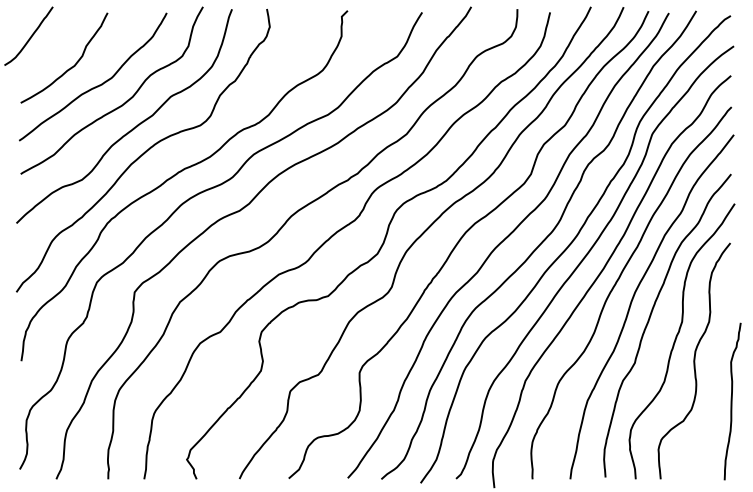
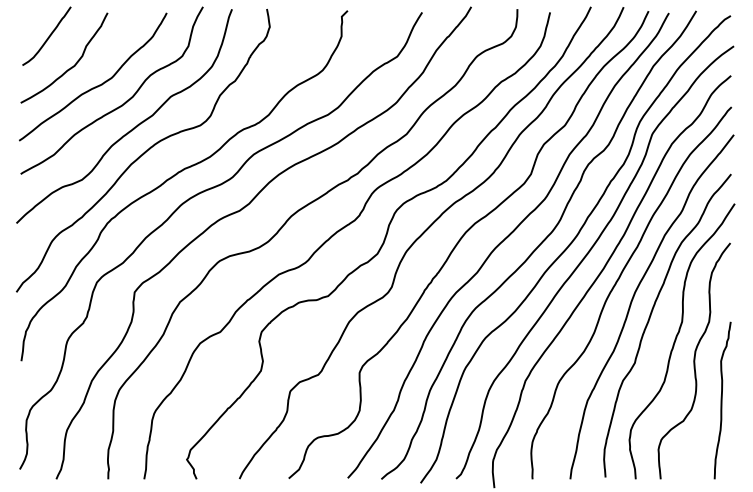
curve position: (30, 36) -> (48, 36) (48, 36)
curve position: (732, 401) -> (722, 400) (722, 400)
